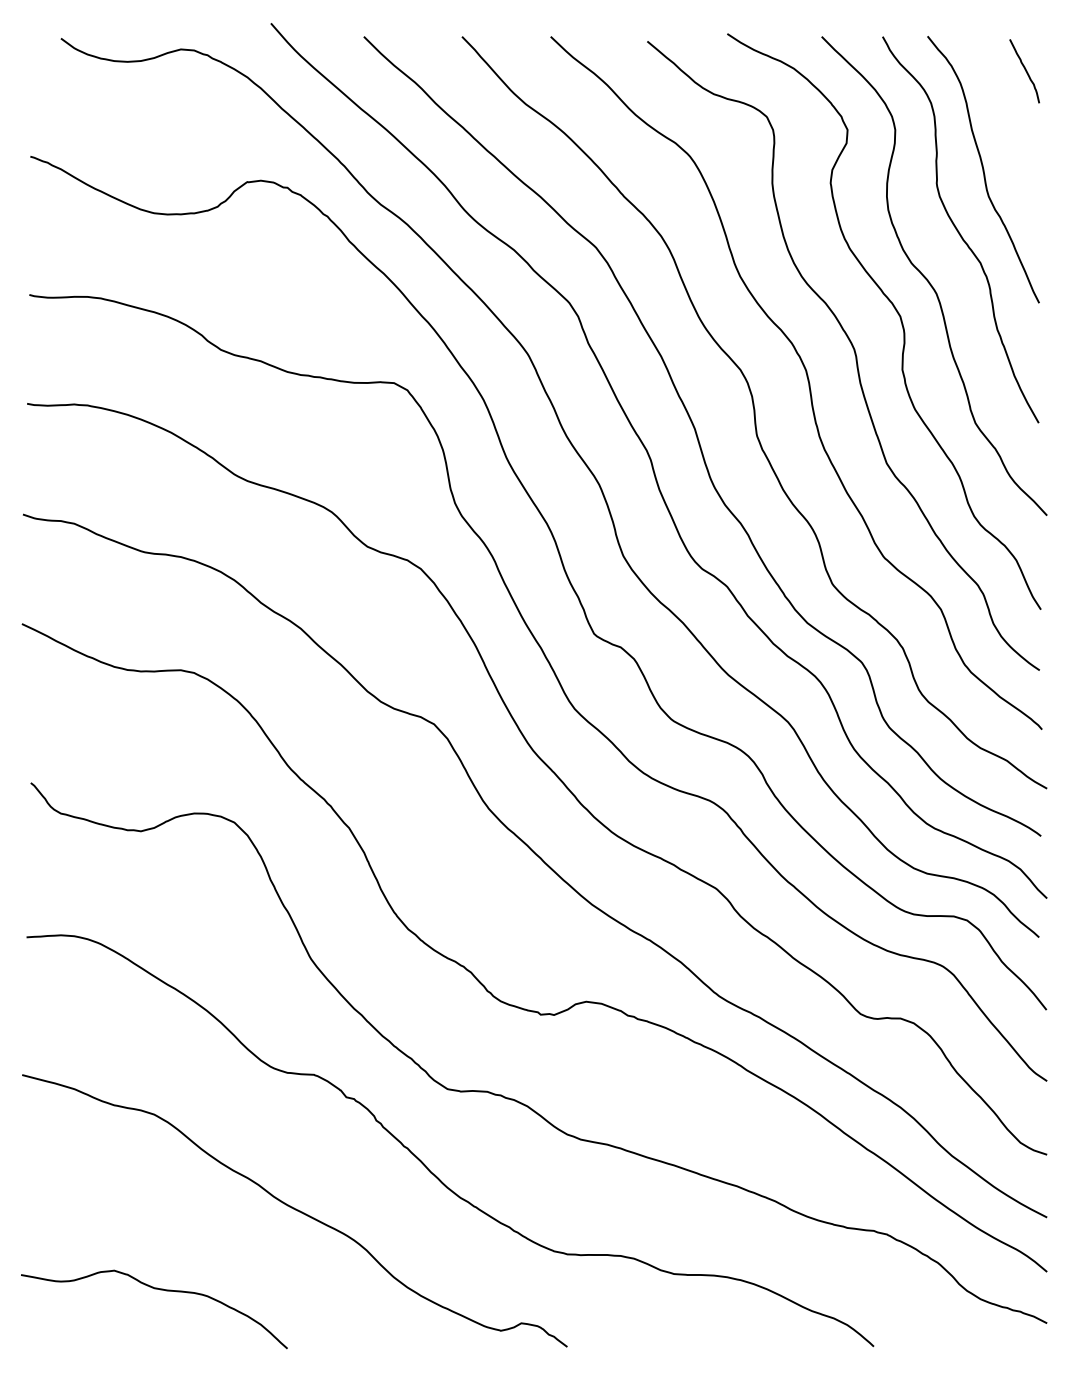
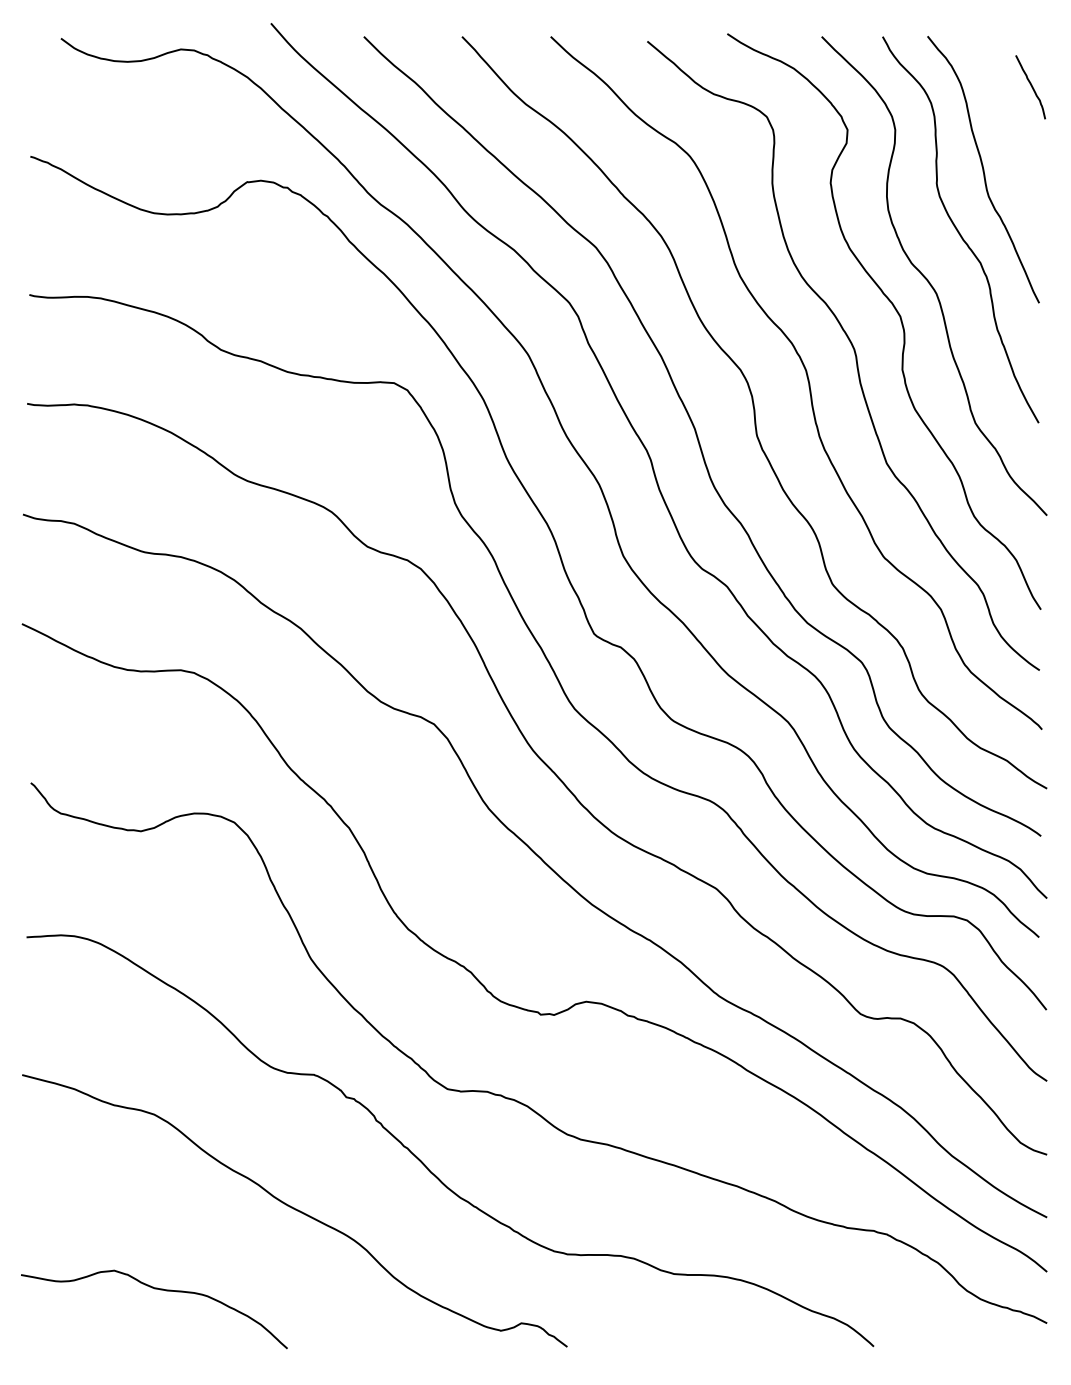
curve position: (1025, 71) -> (1031, 87) (1031, 87)
